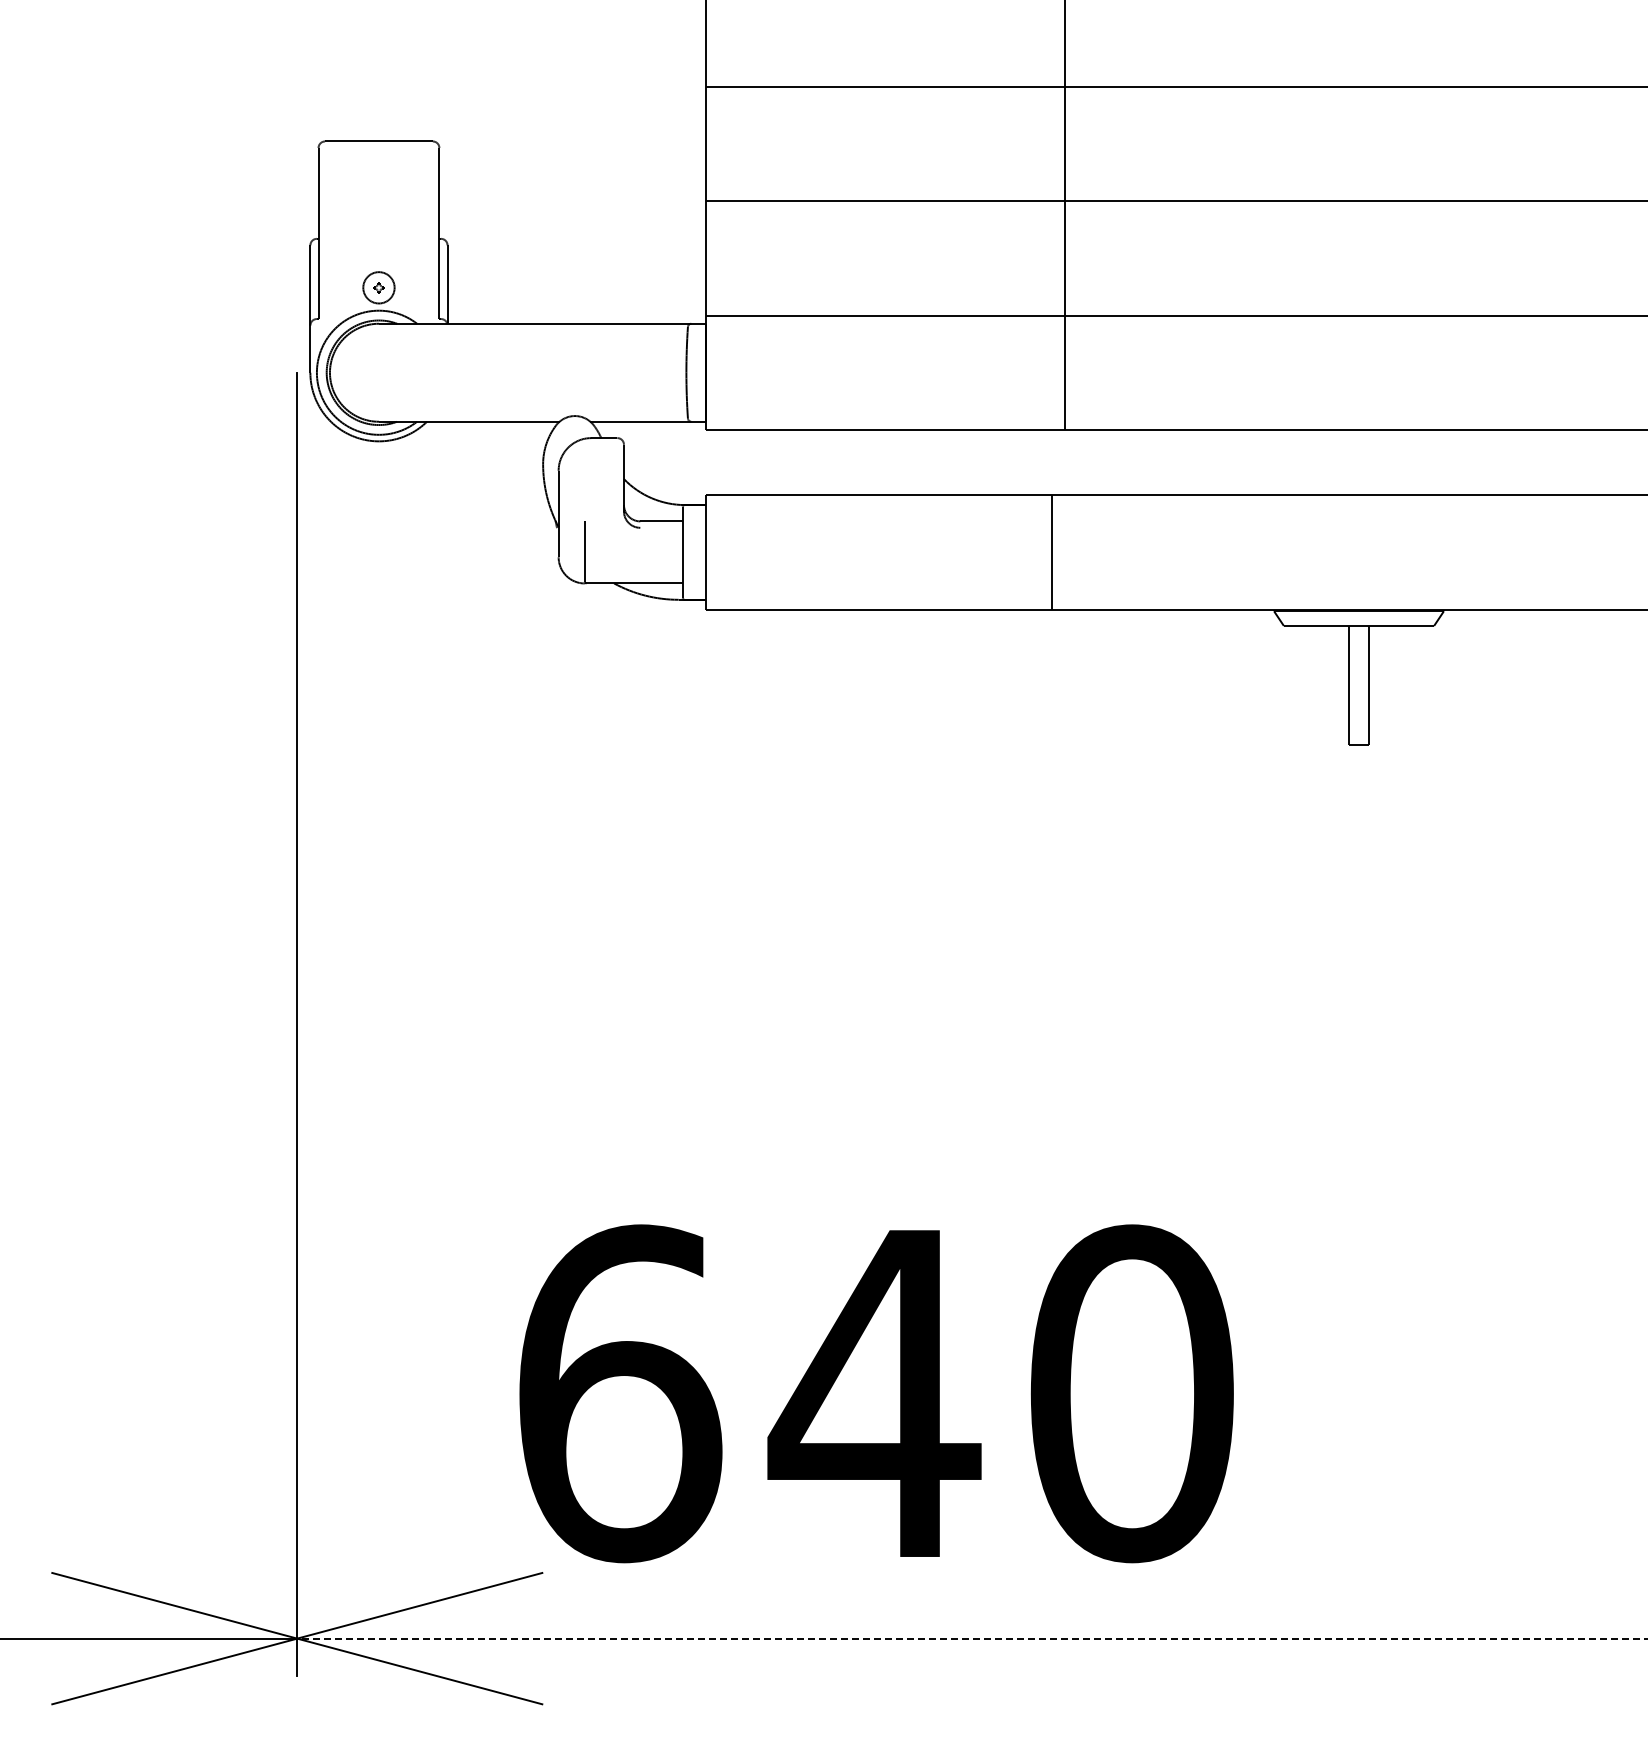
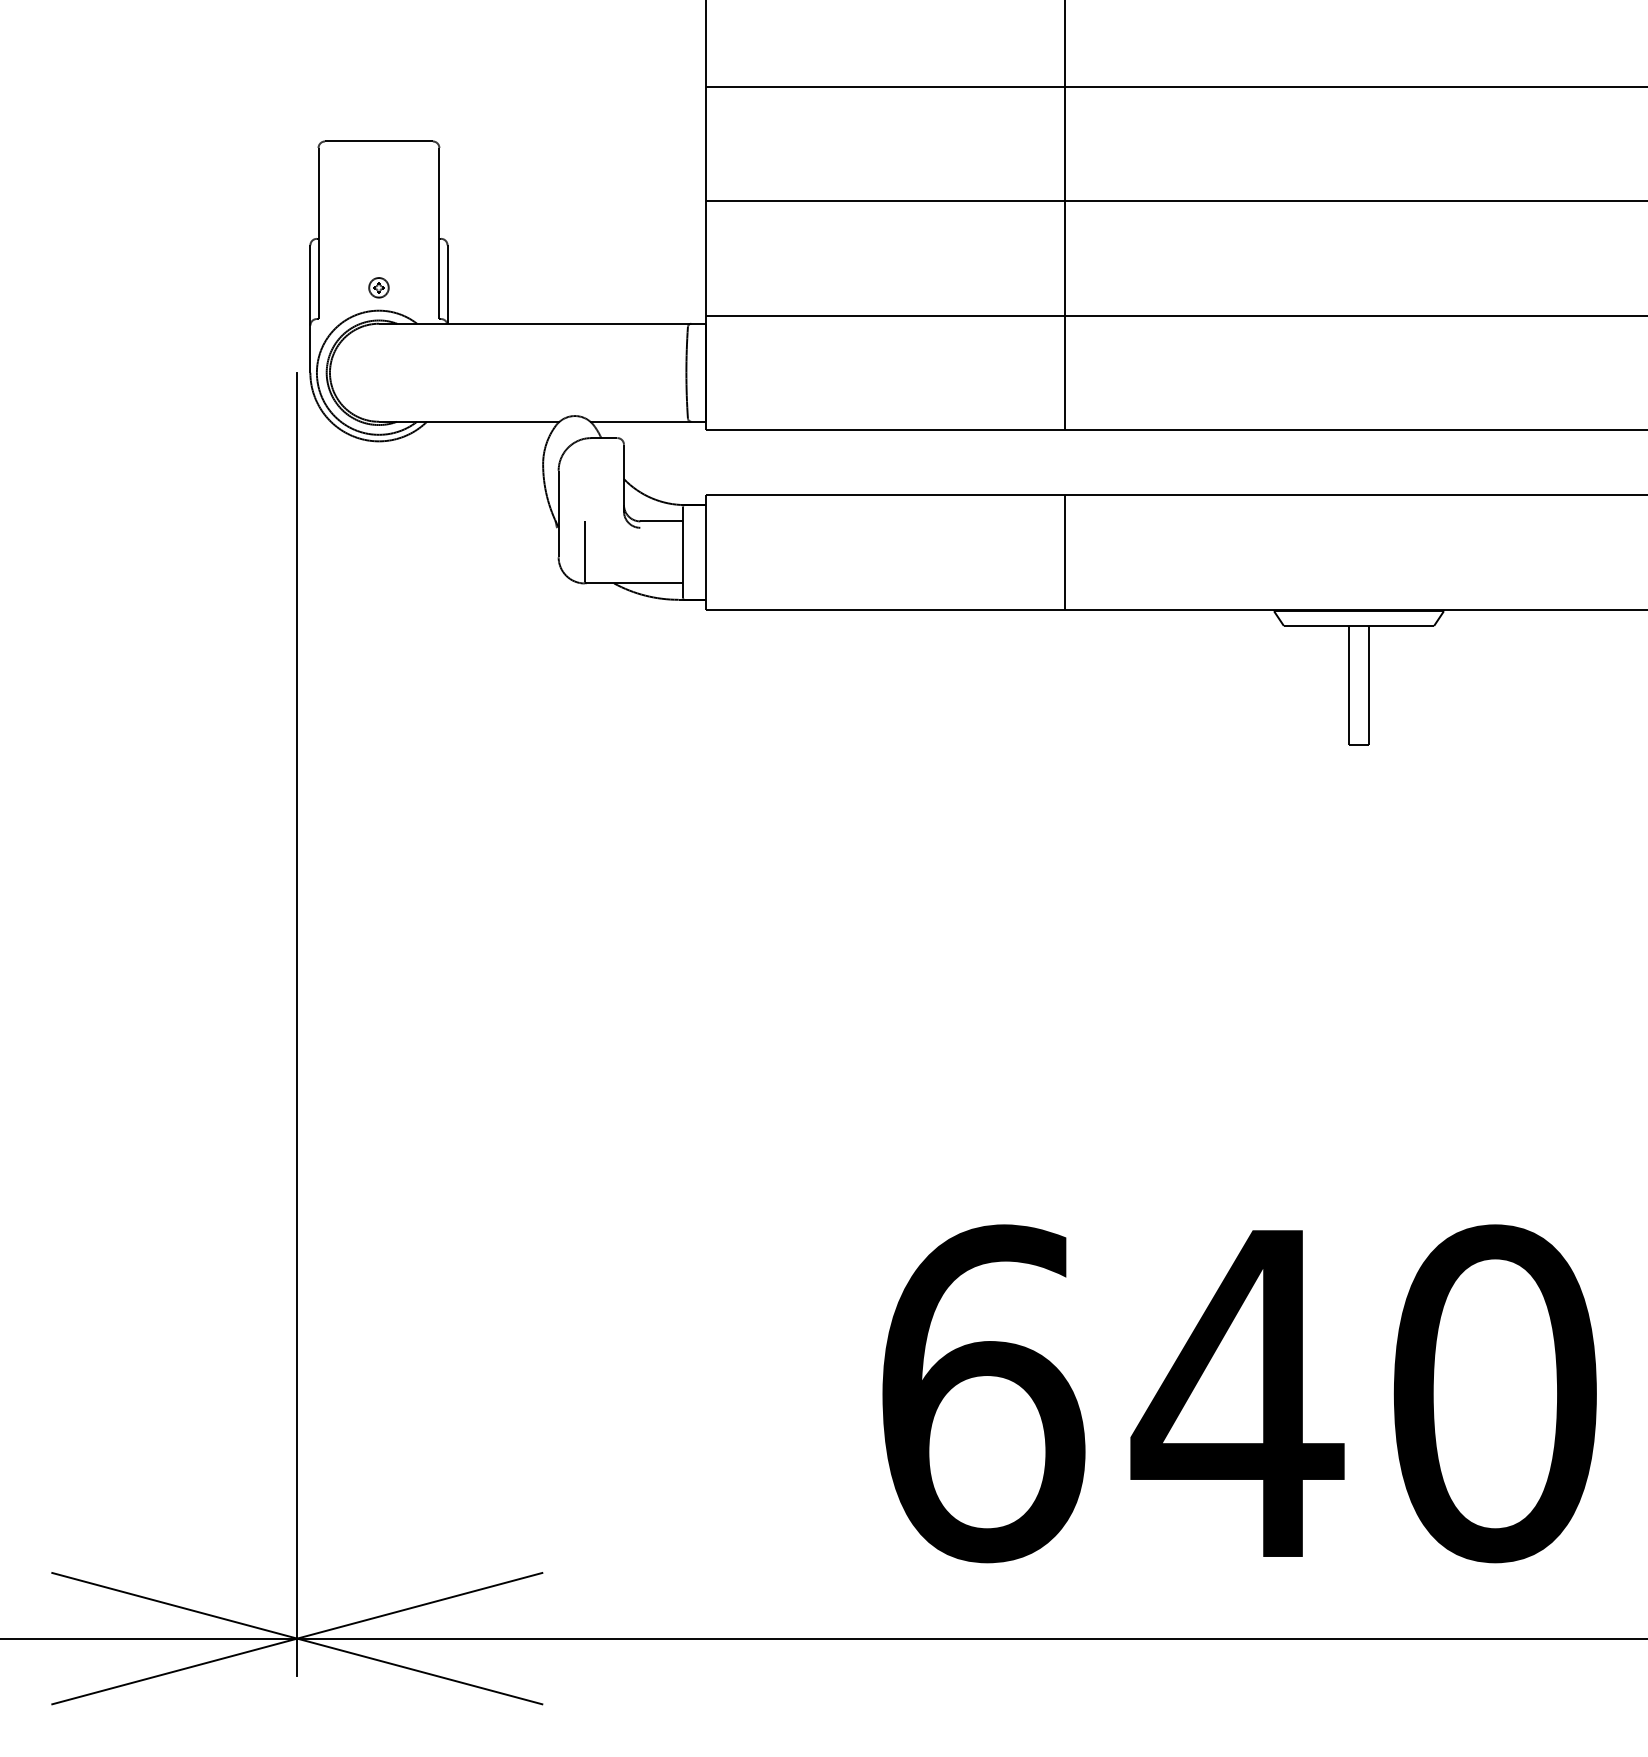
circle diameter: 31 px -> 20 px (378, 287)
line position: (1051, 552) -> (1064, 552) (1064, 552)
text position: (876, 1393) -> (1239, 1393) (1239, 1393)
line: dashed -> solid (972, 1638)
